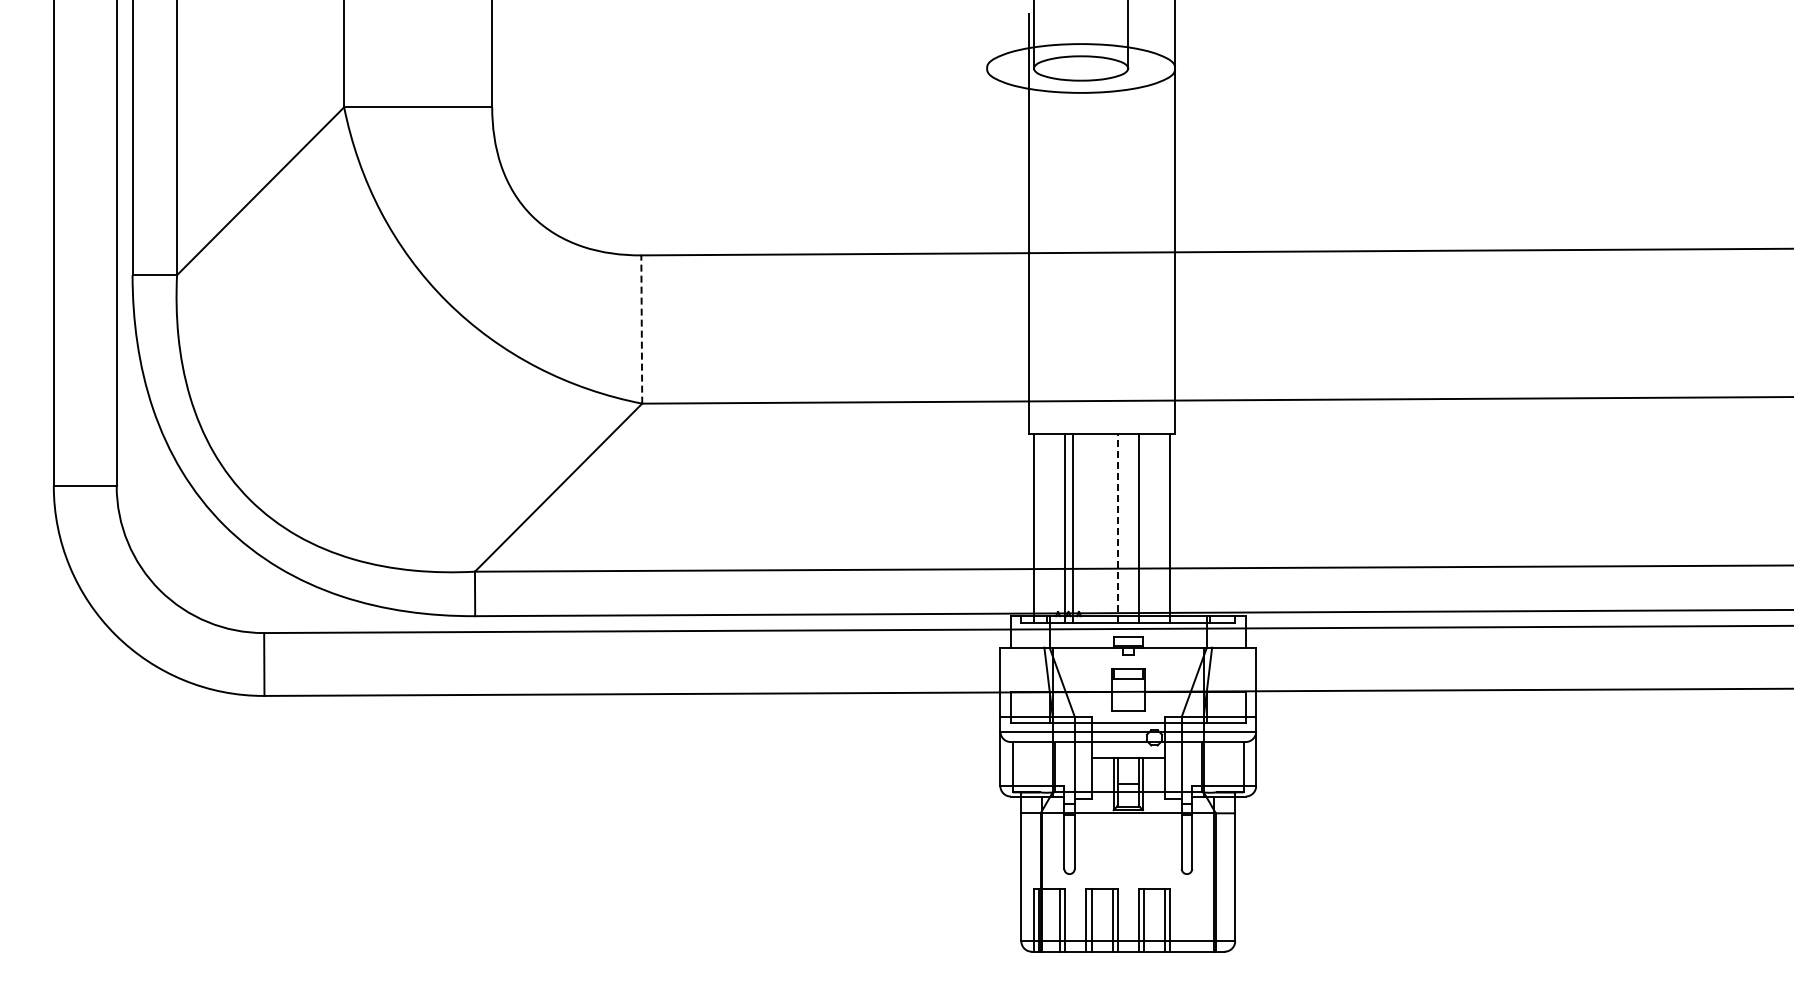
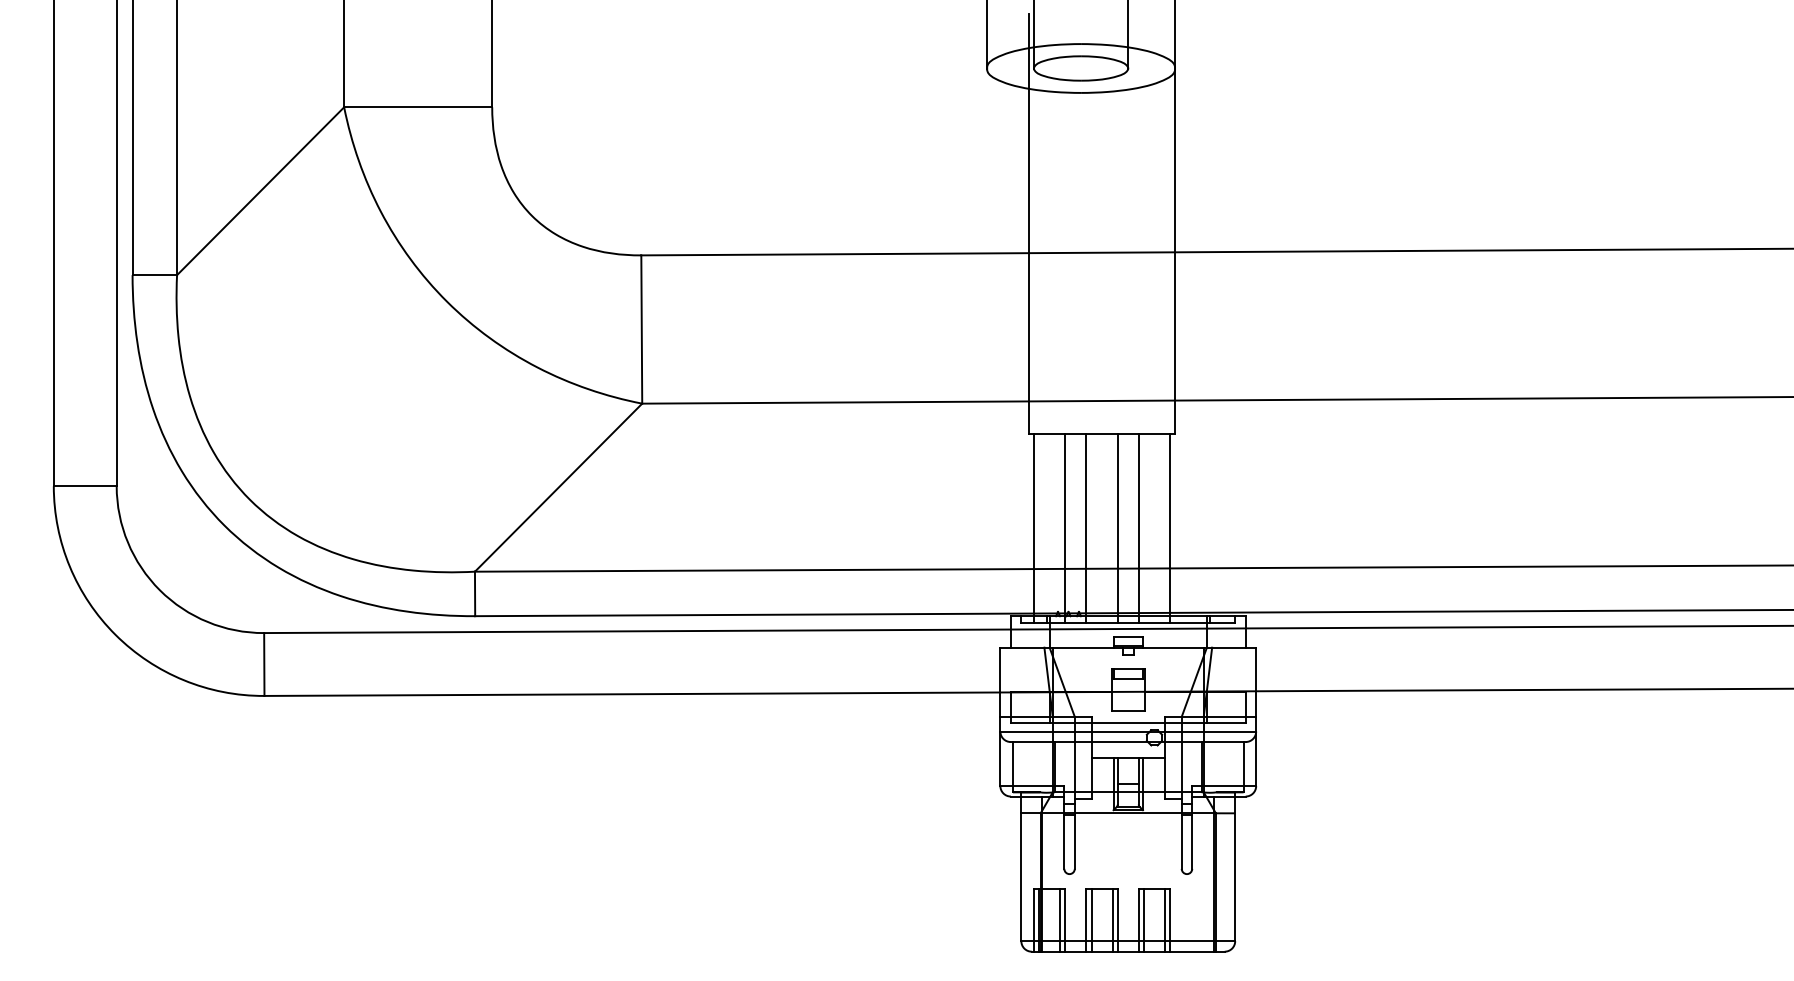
line: none -> present (986, 35)
line: dashed -> solid (641, 329)
line position: (1073, 527) -> (1086, 527) (1086, 527)
line: dashed -> solid (1117, 527)
